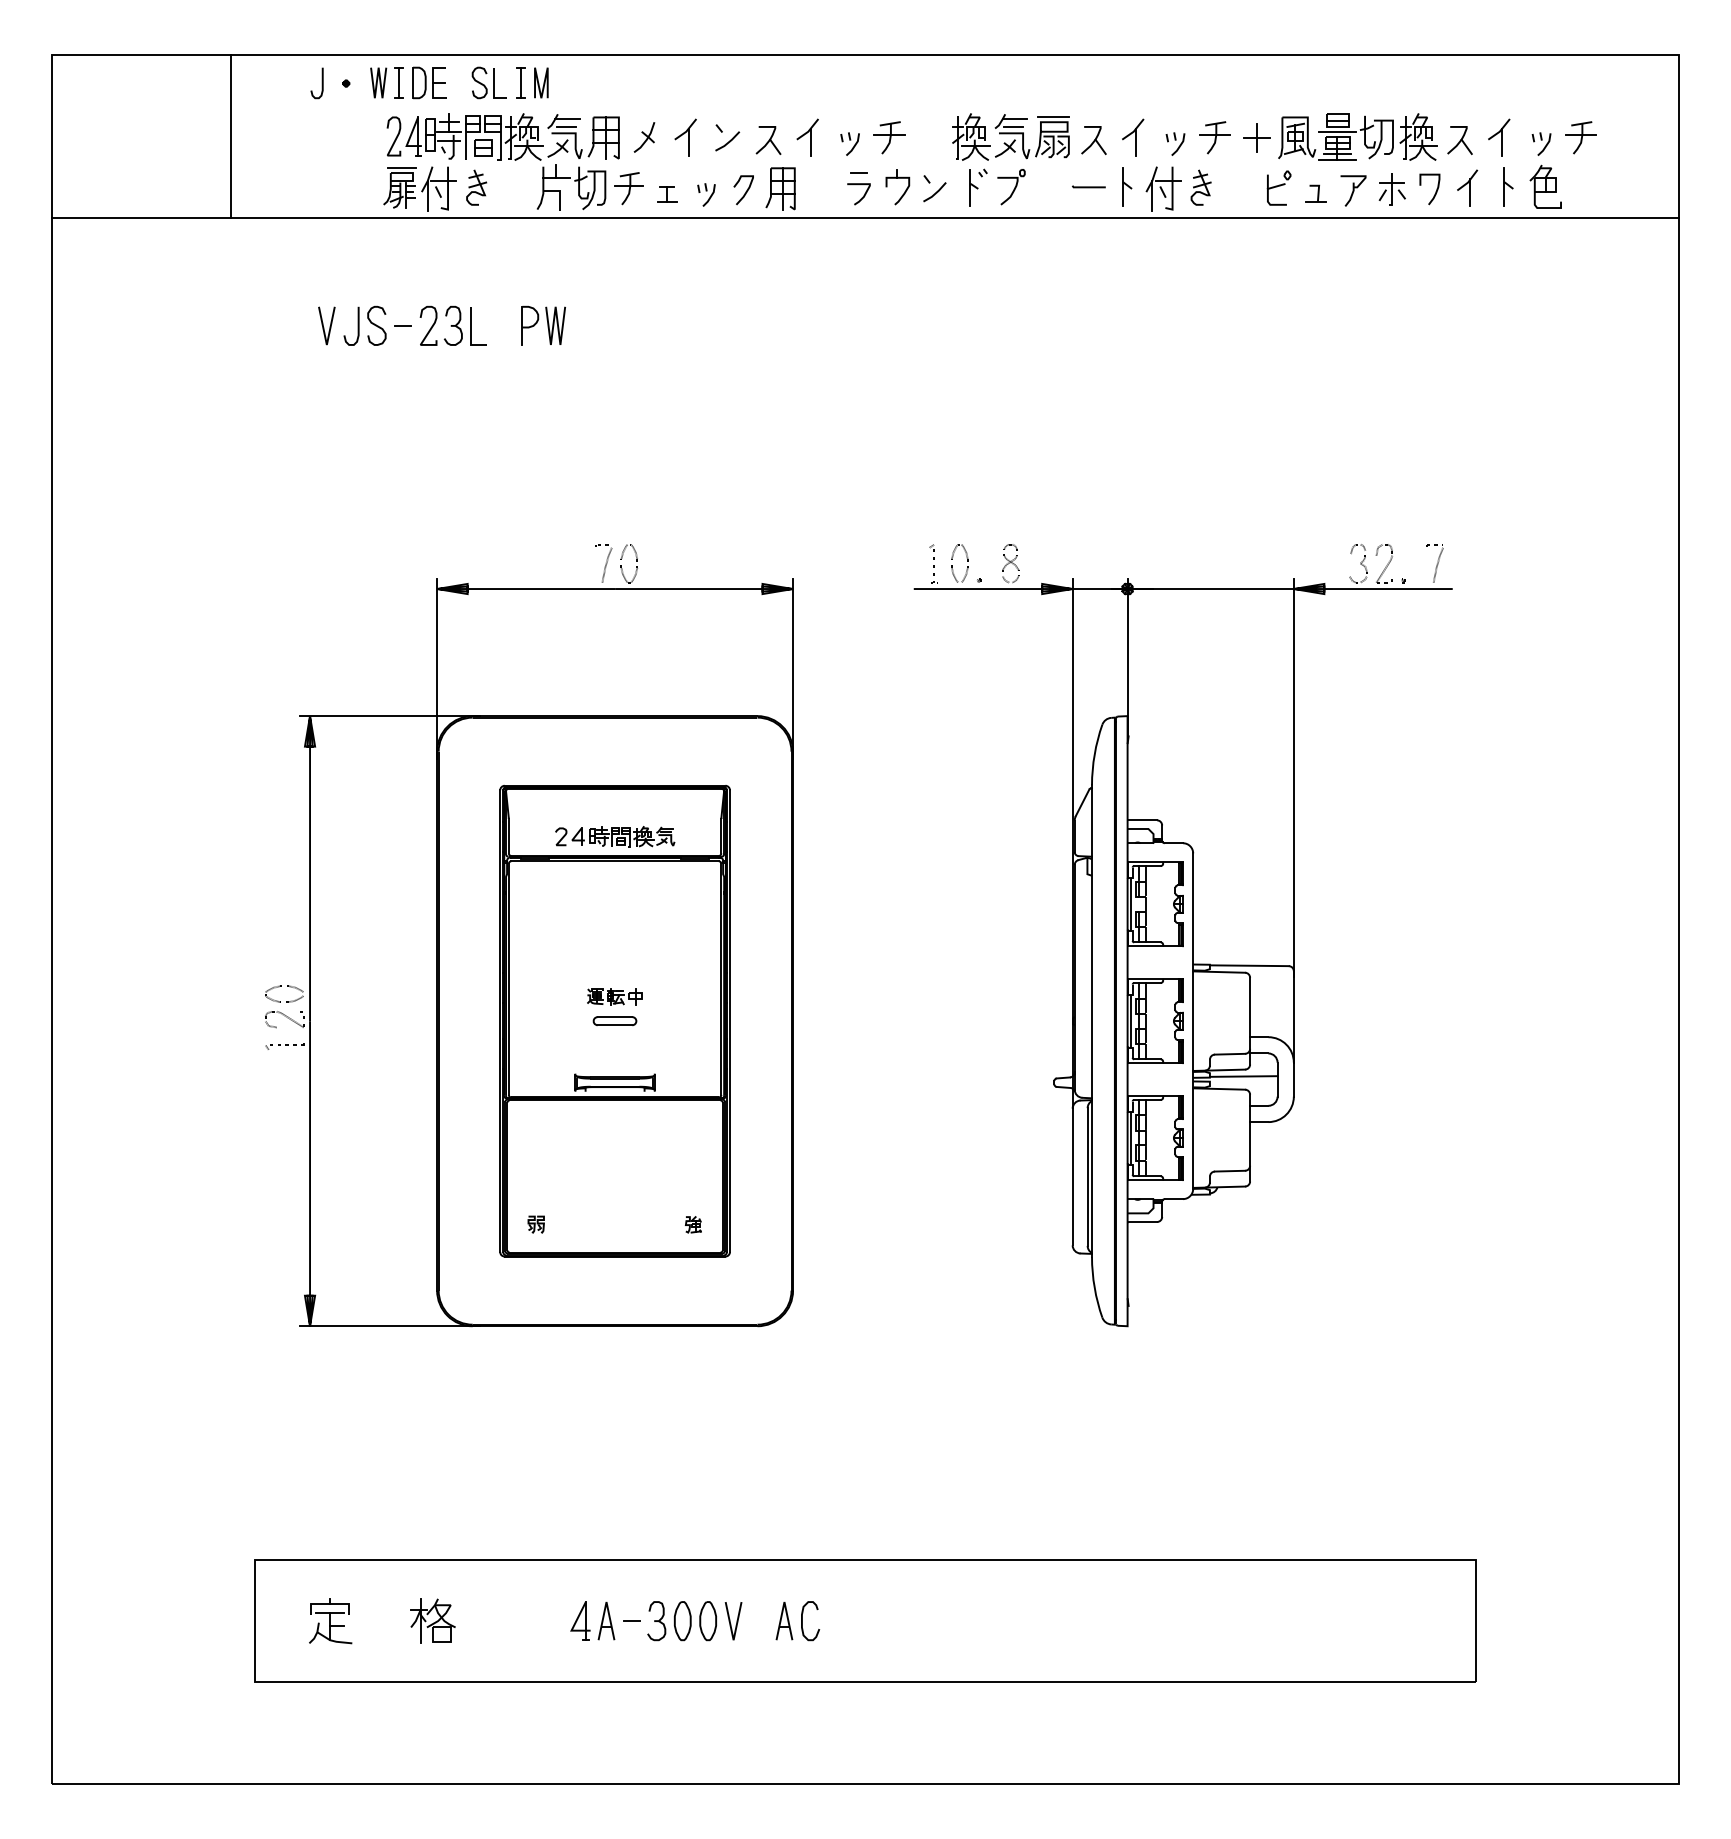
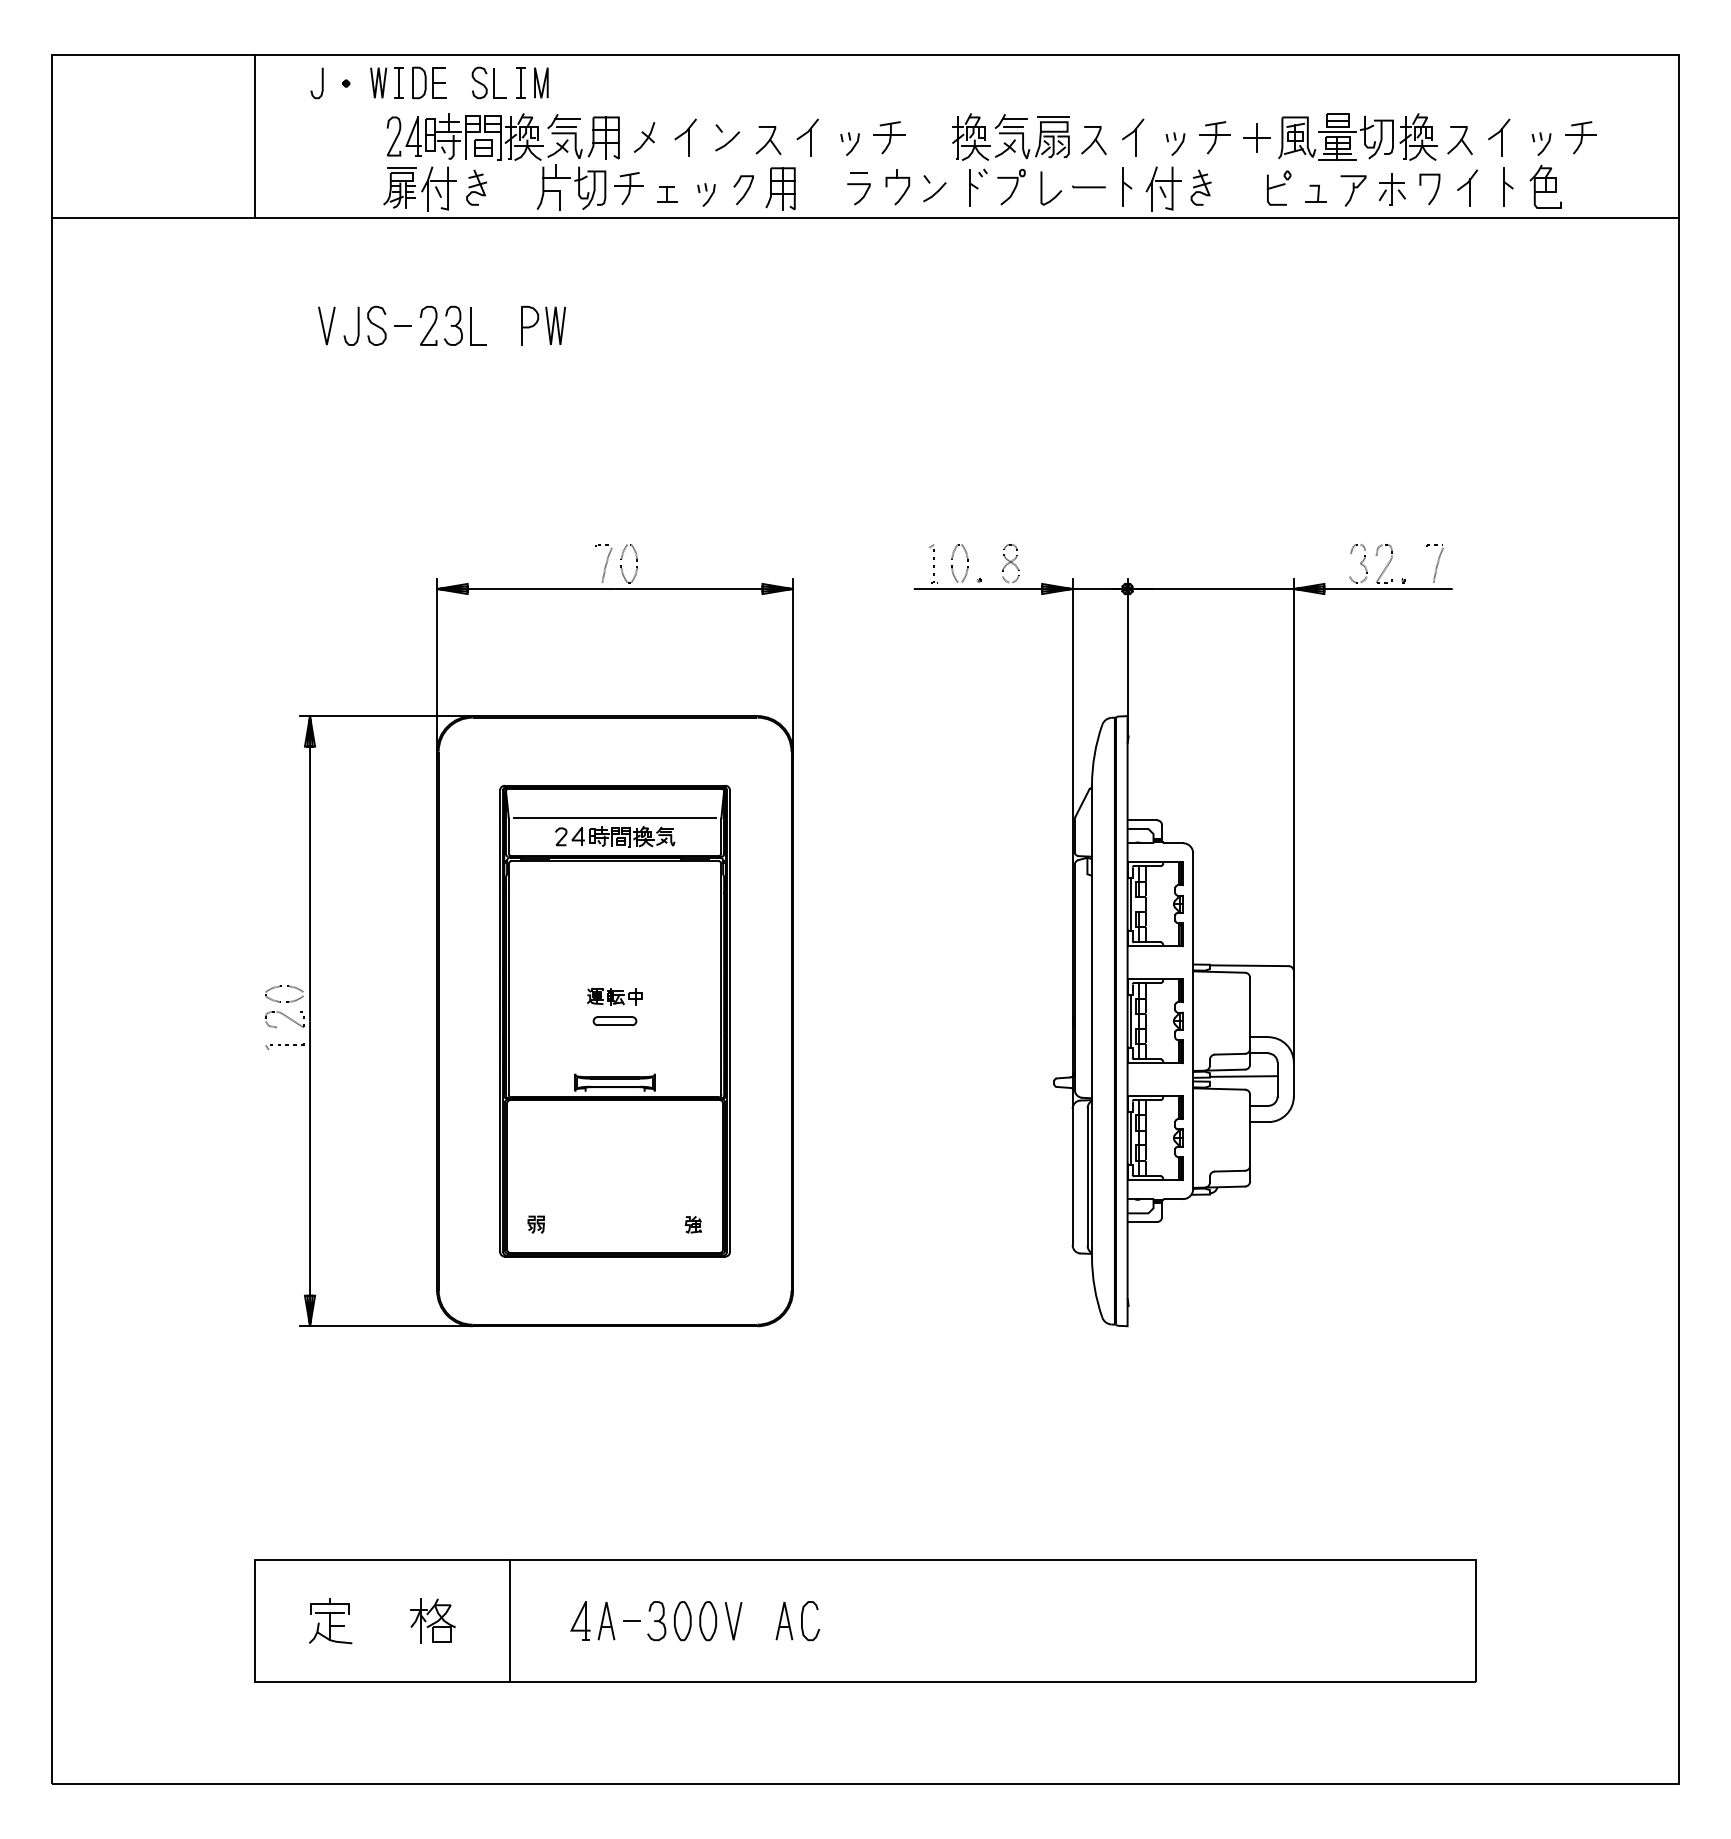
line position: (231, 136) -> (255, 136) (255, 136)
curve: none -> present (1057, 193)
line: none -> present (614, 818)
line: none -> present (509, 1621)
